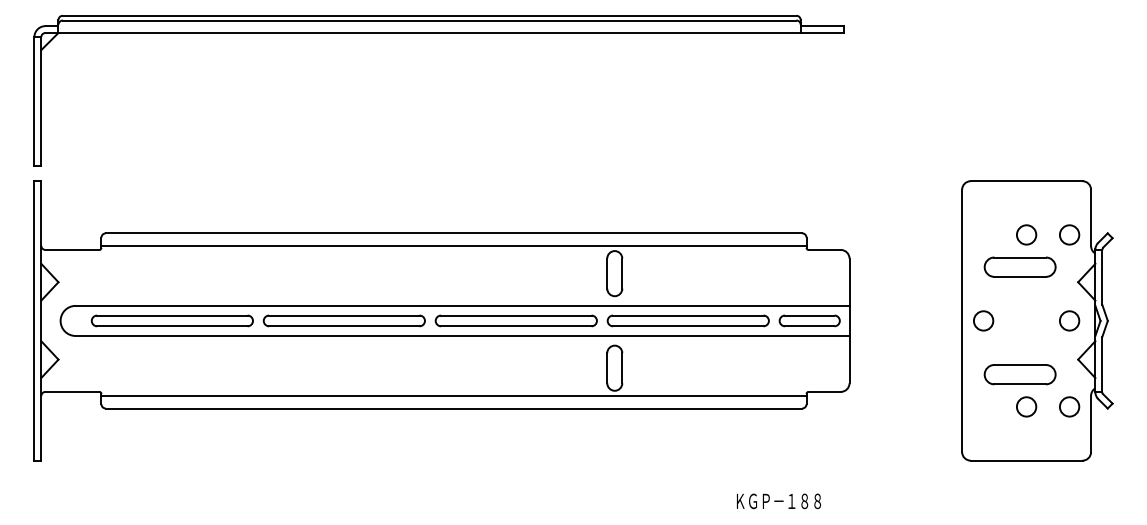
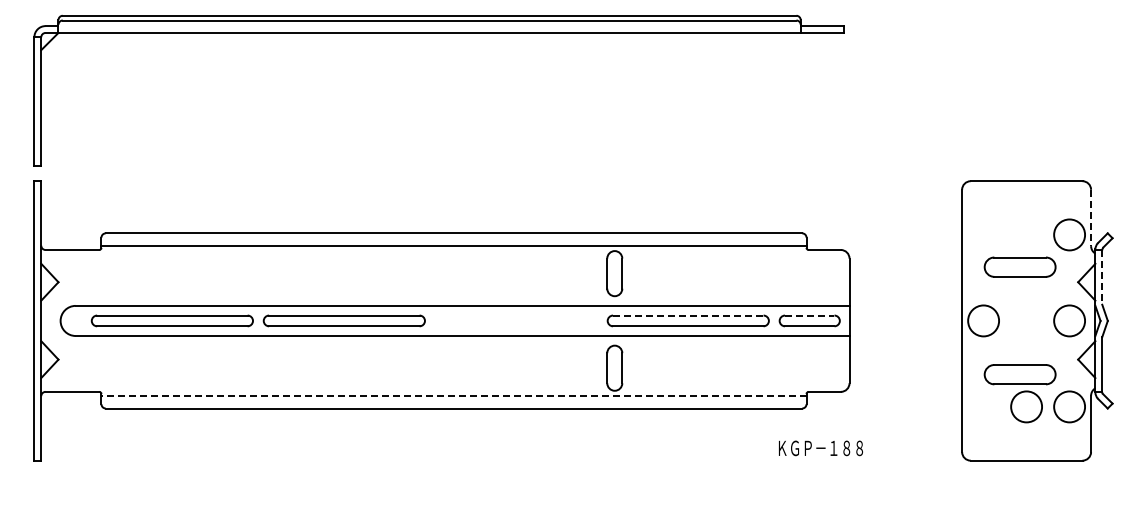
line: solid -> dashed (1091, 218)
circle: present -> none (1026, 234)
circle diameter: 19 px -> 31 px (1069, 234)
line: solid -> dashed (1102, 278)
line: solid -> dashed (688, 315)
line: solid -> dashed (809, 315)
part: present -> none (515, 320)
circle diameter: 19 px -> 31 px (983, 320)
circle diameter: 19 px -> 31 px (1069, 320)
line: solid -> dashed (454, 396)
circle diameter: 19 px -> 31 px (1026, 406)
circle diameter: 19 px -> 31 px (1069, 406)
text position: (778, 501) -> (820, 448) (820, 448)
